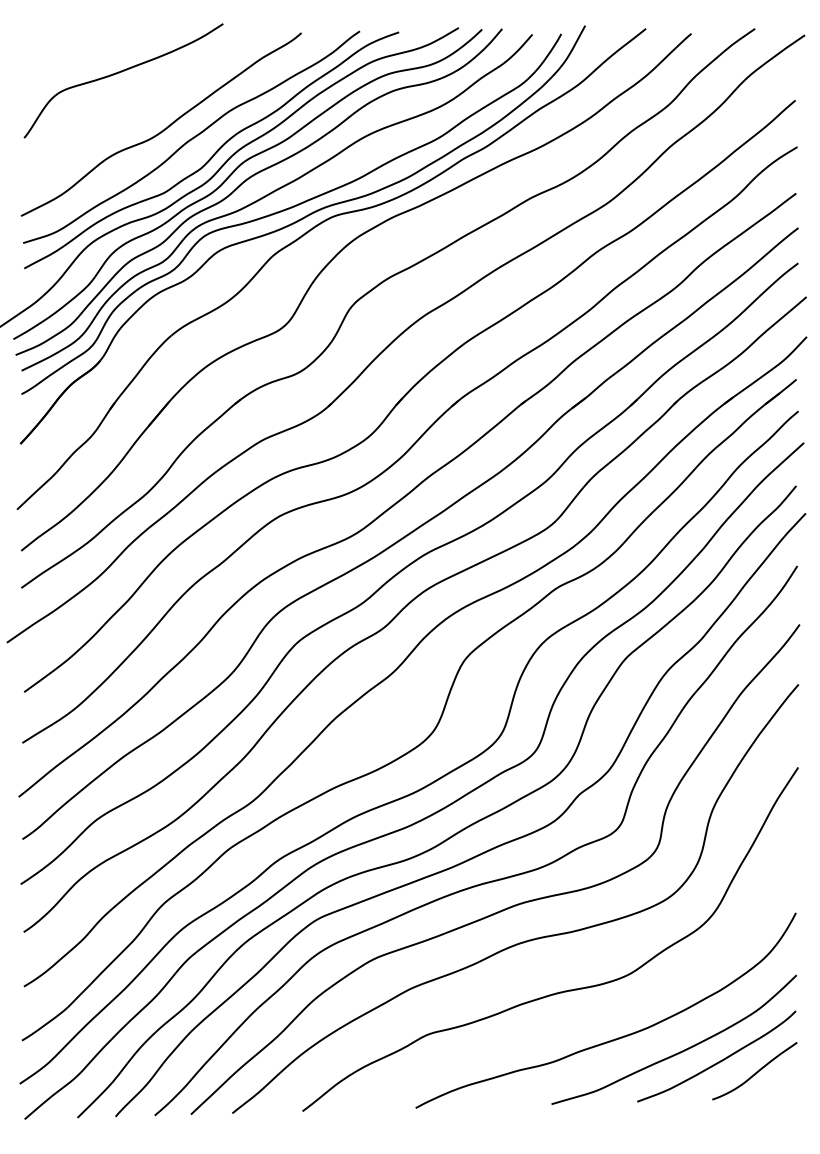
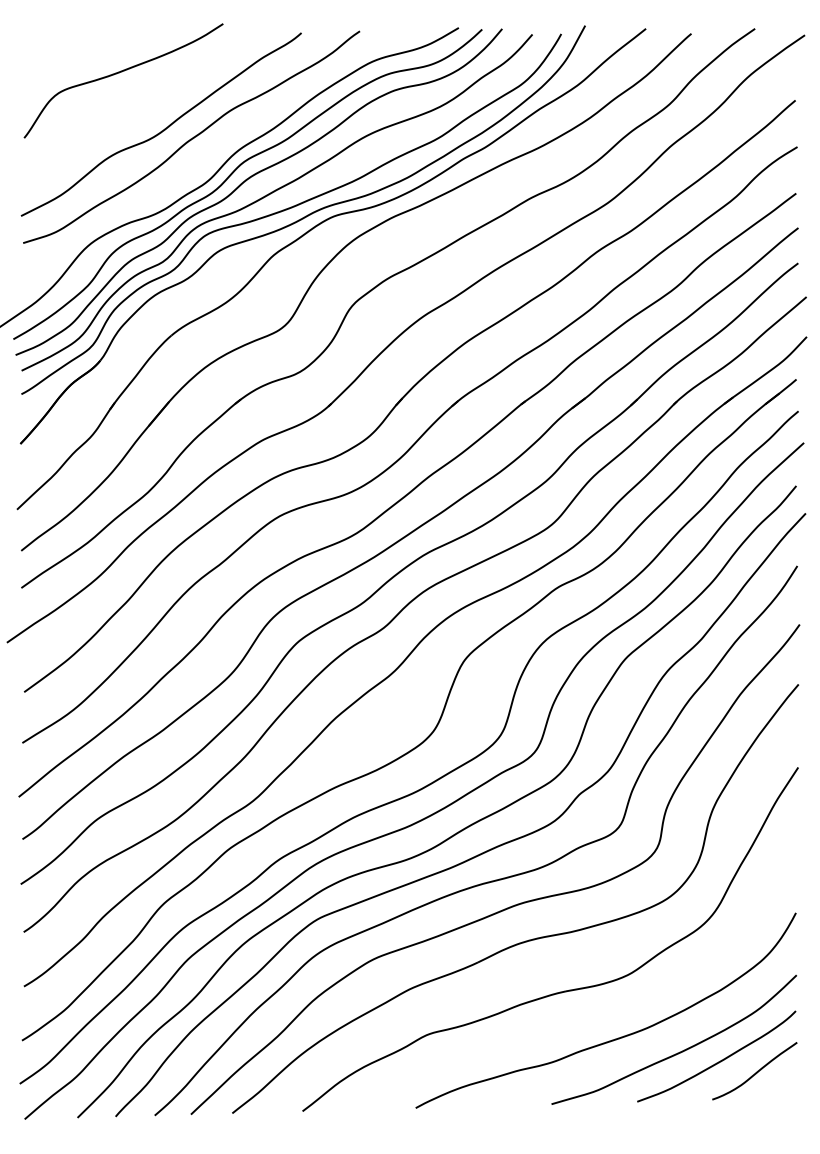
curve: present -> none (215, 151)
